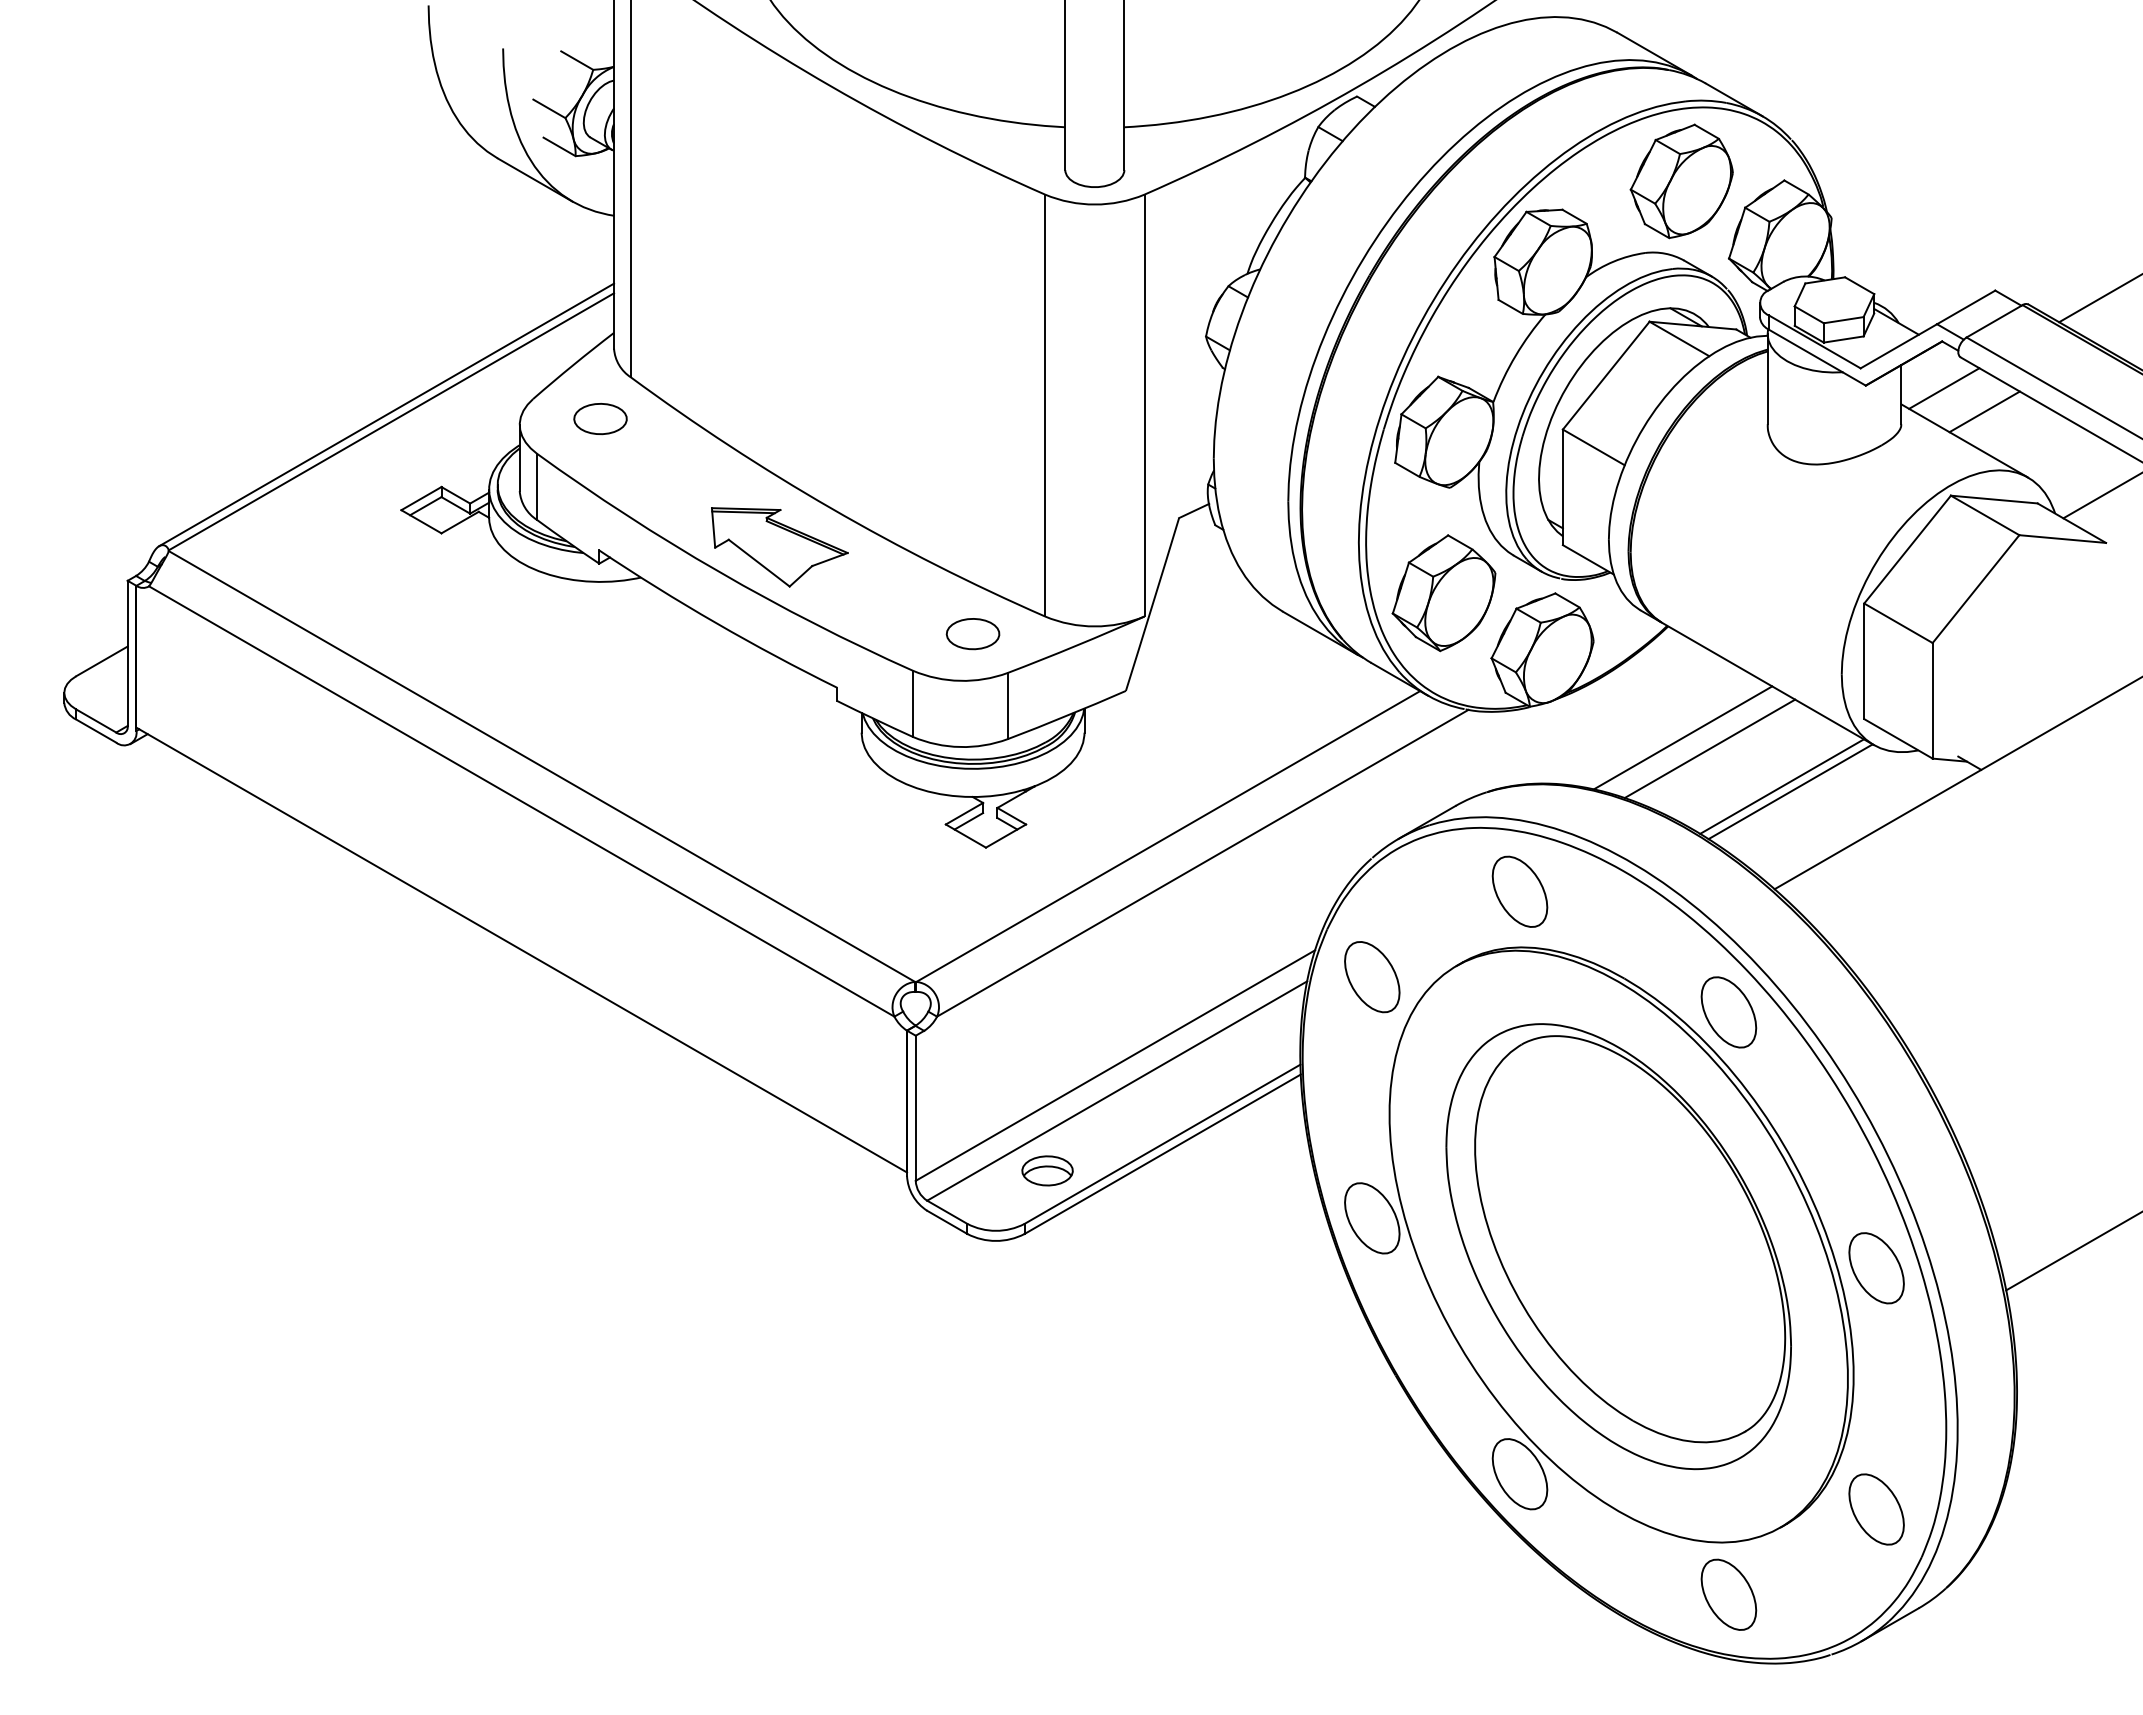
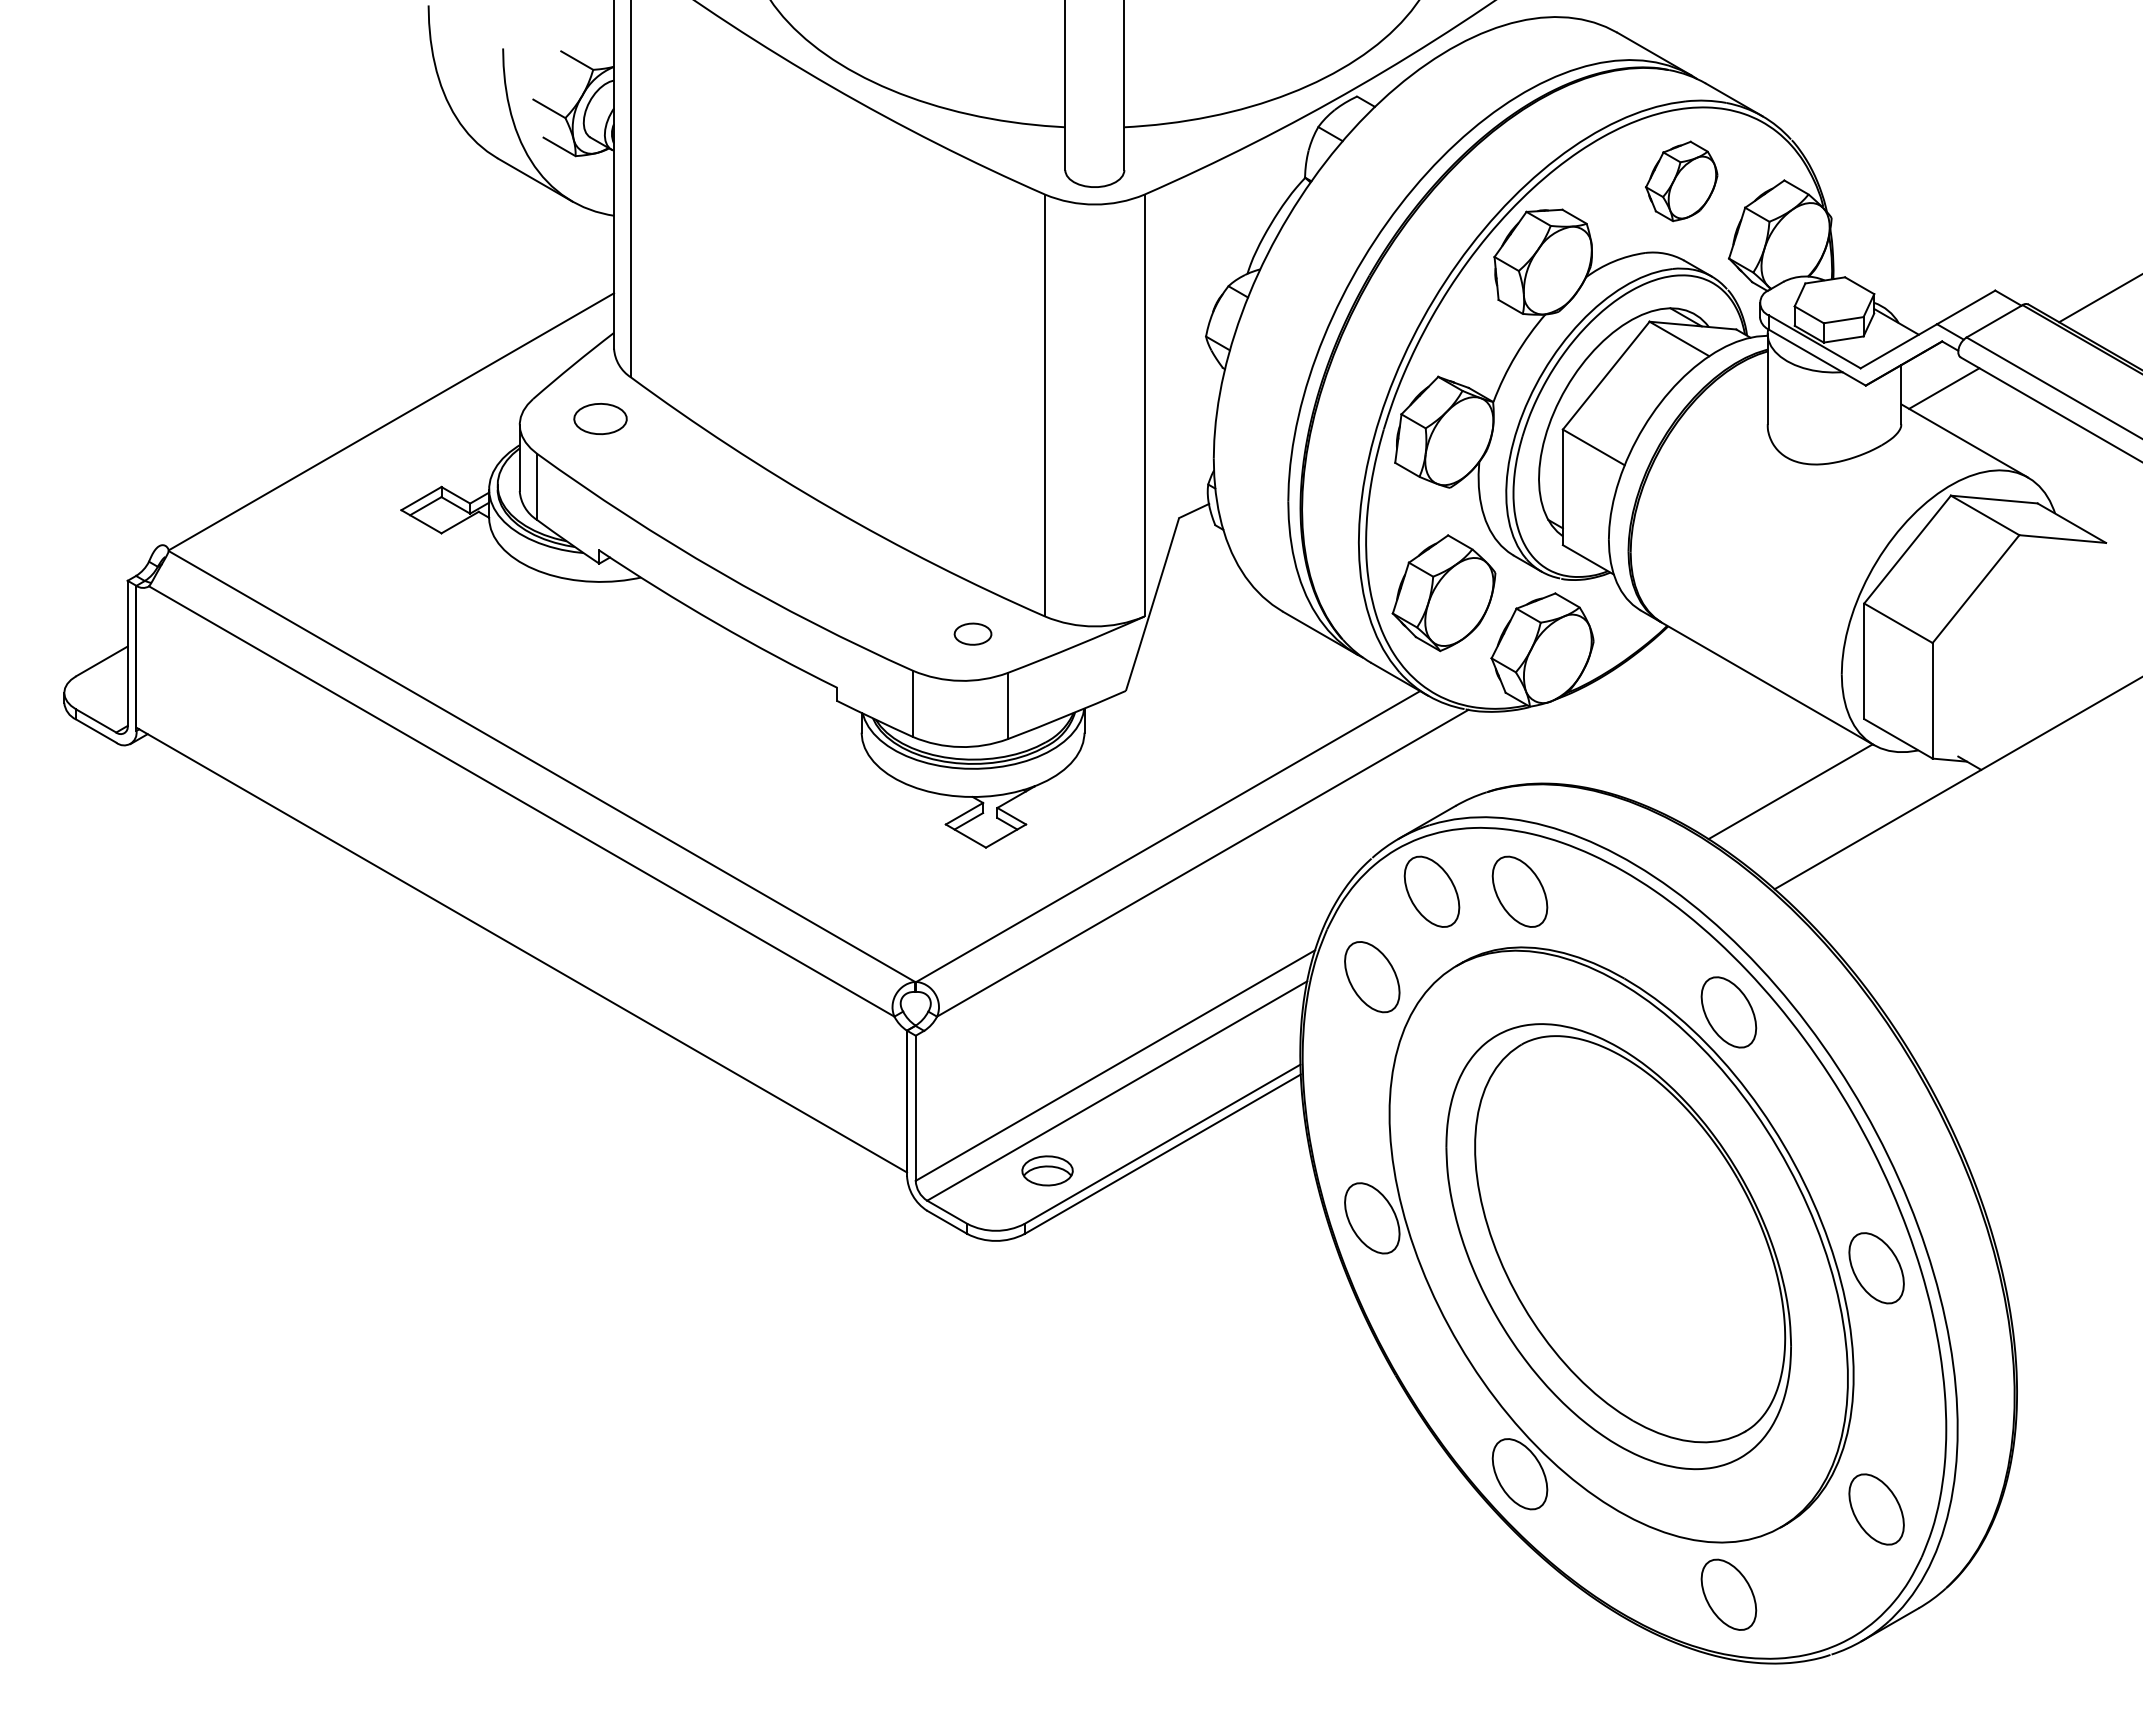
part size: 105x117 px -> 74x83 px (1681, 181)
line: present -> none (1984, 411)
line: present -> none (386, 414)
line: present -> none (2101, 496)
part: present -> none (779, 547)
part size: 56x33 px -> 40x24 px (972, 633)
line: present -> none (1682, 737)
line: present -> none (1709, 748)
line: present -> none (1781, 786)
part: none -> present (1431, 891)
line: present -> none (2072, 1251)
